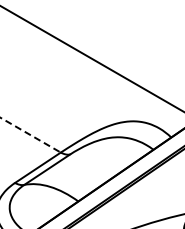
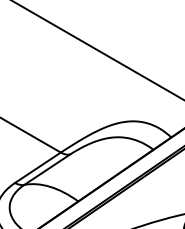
line position: (91, 58) -> (97, 50) (97, 50)
line: dashed -> solid (30, 135)
